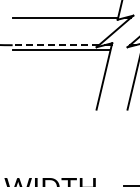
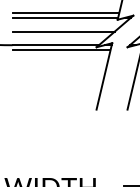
line: none -> present (65, 12)
line: none -> present (63, 31)
line: dashed -> solid (55, 45)
